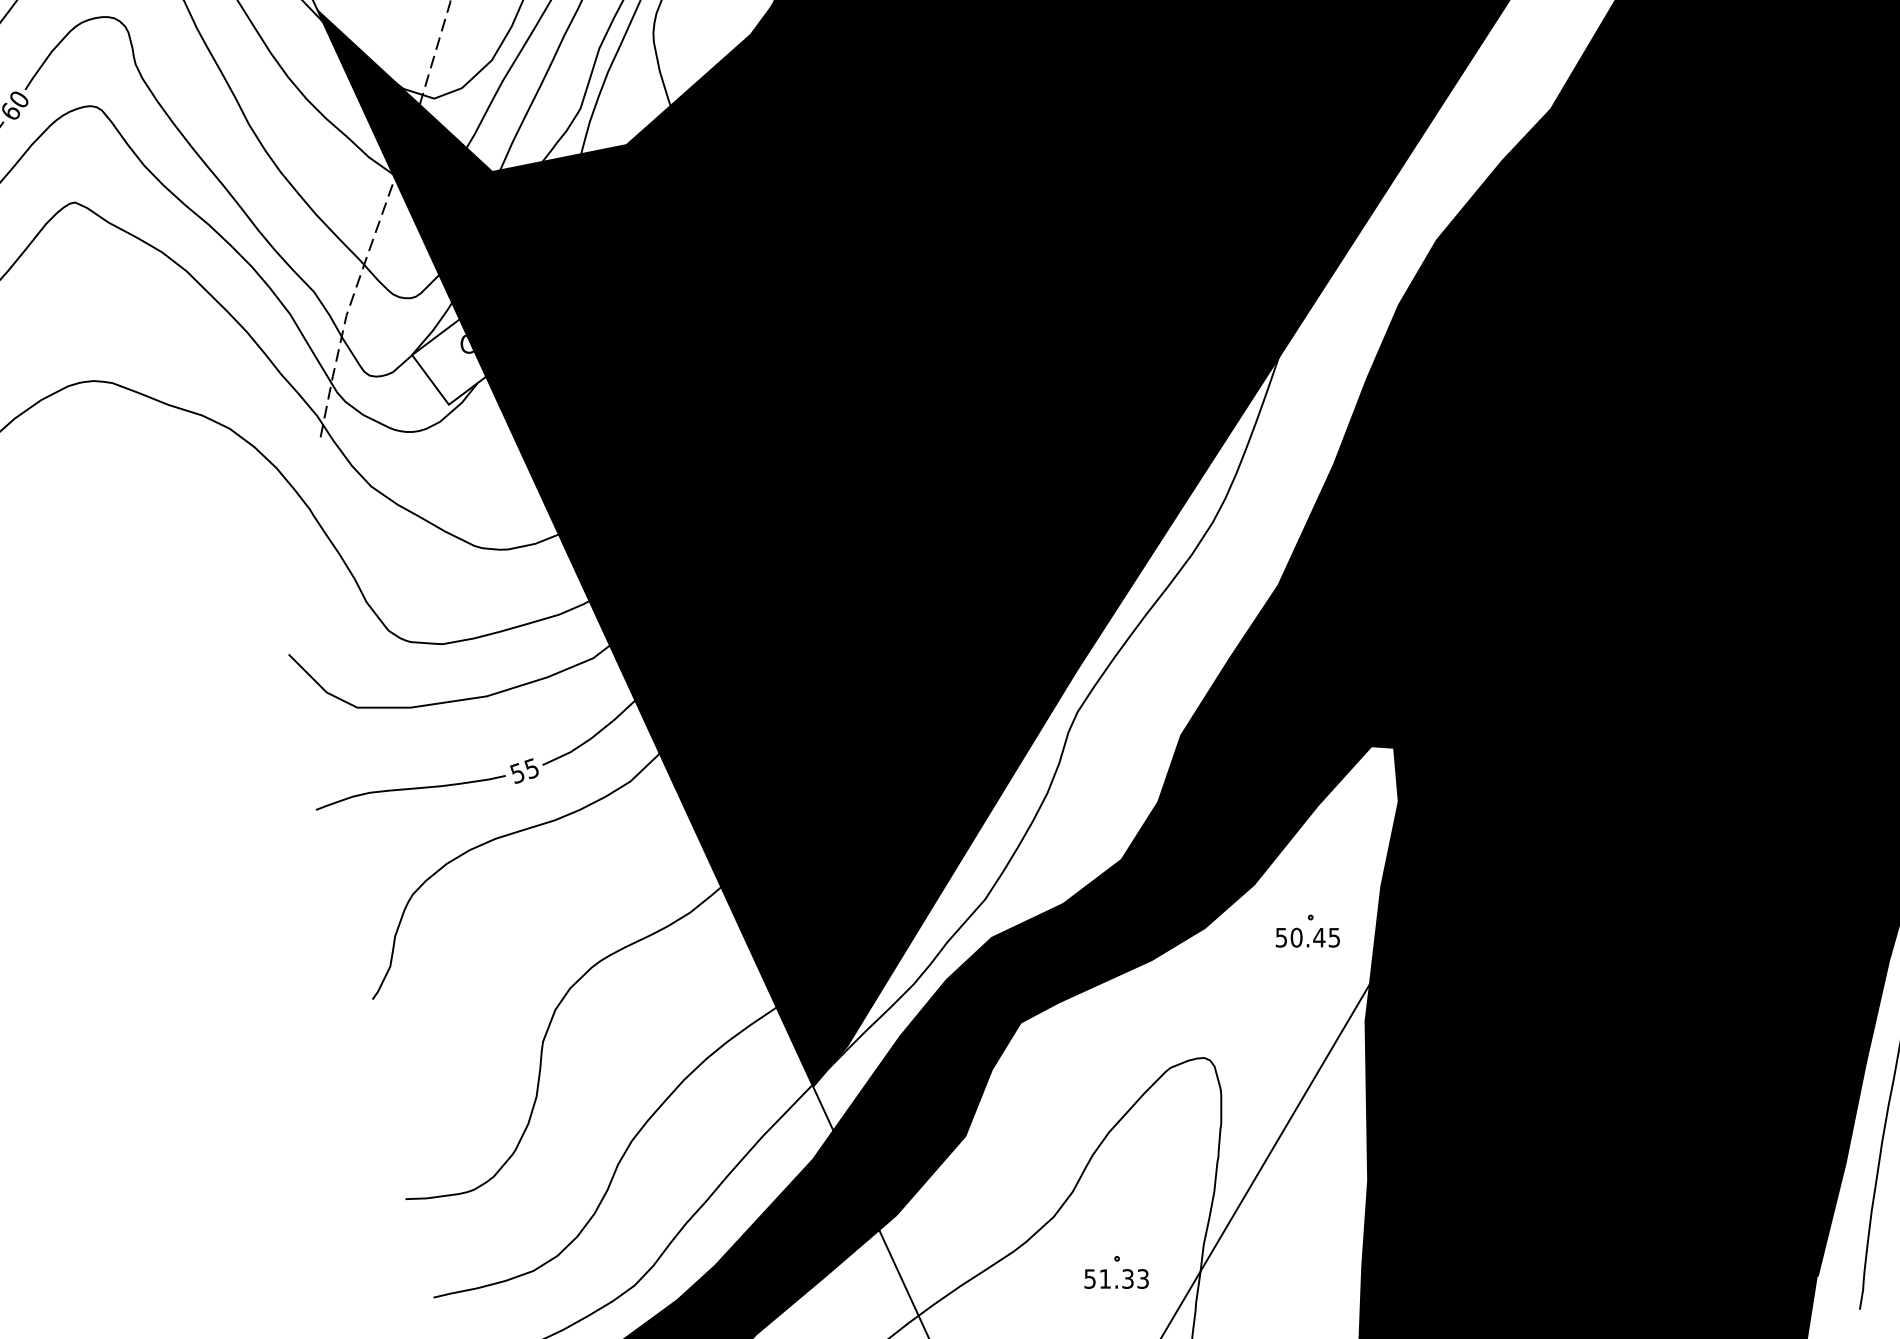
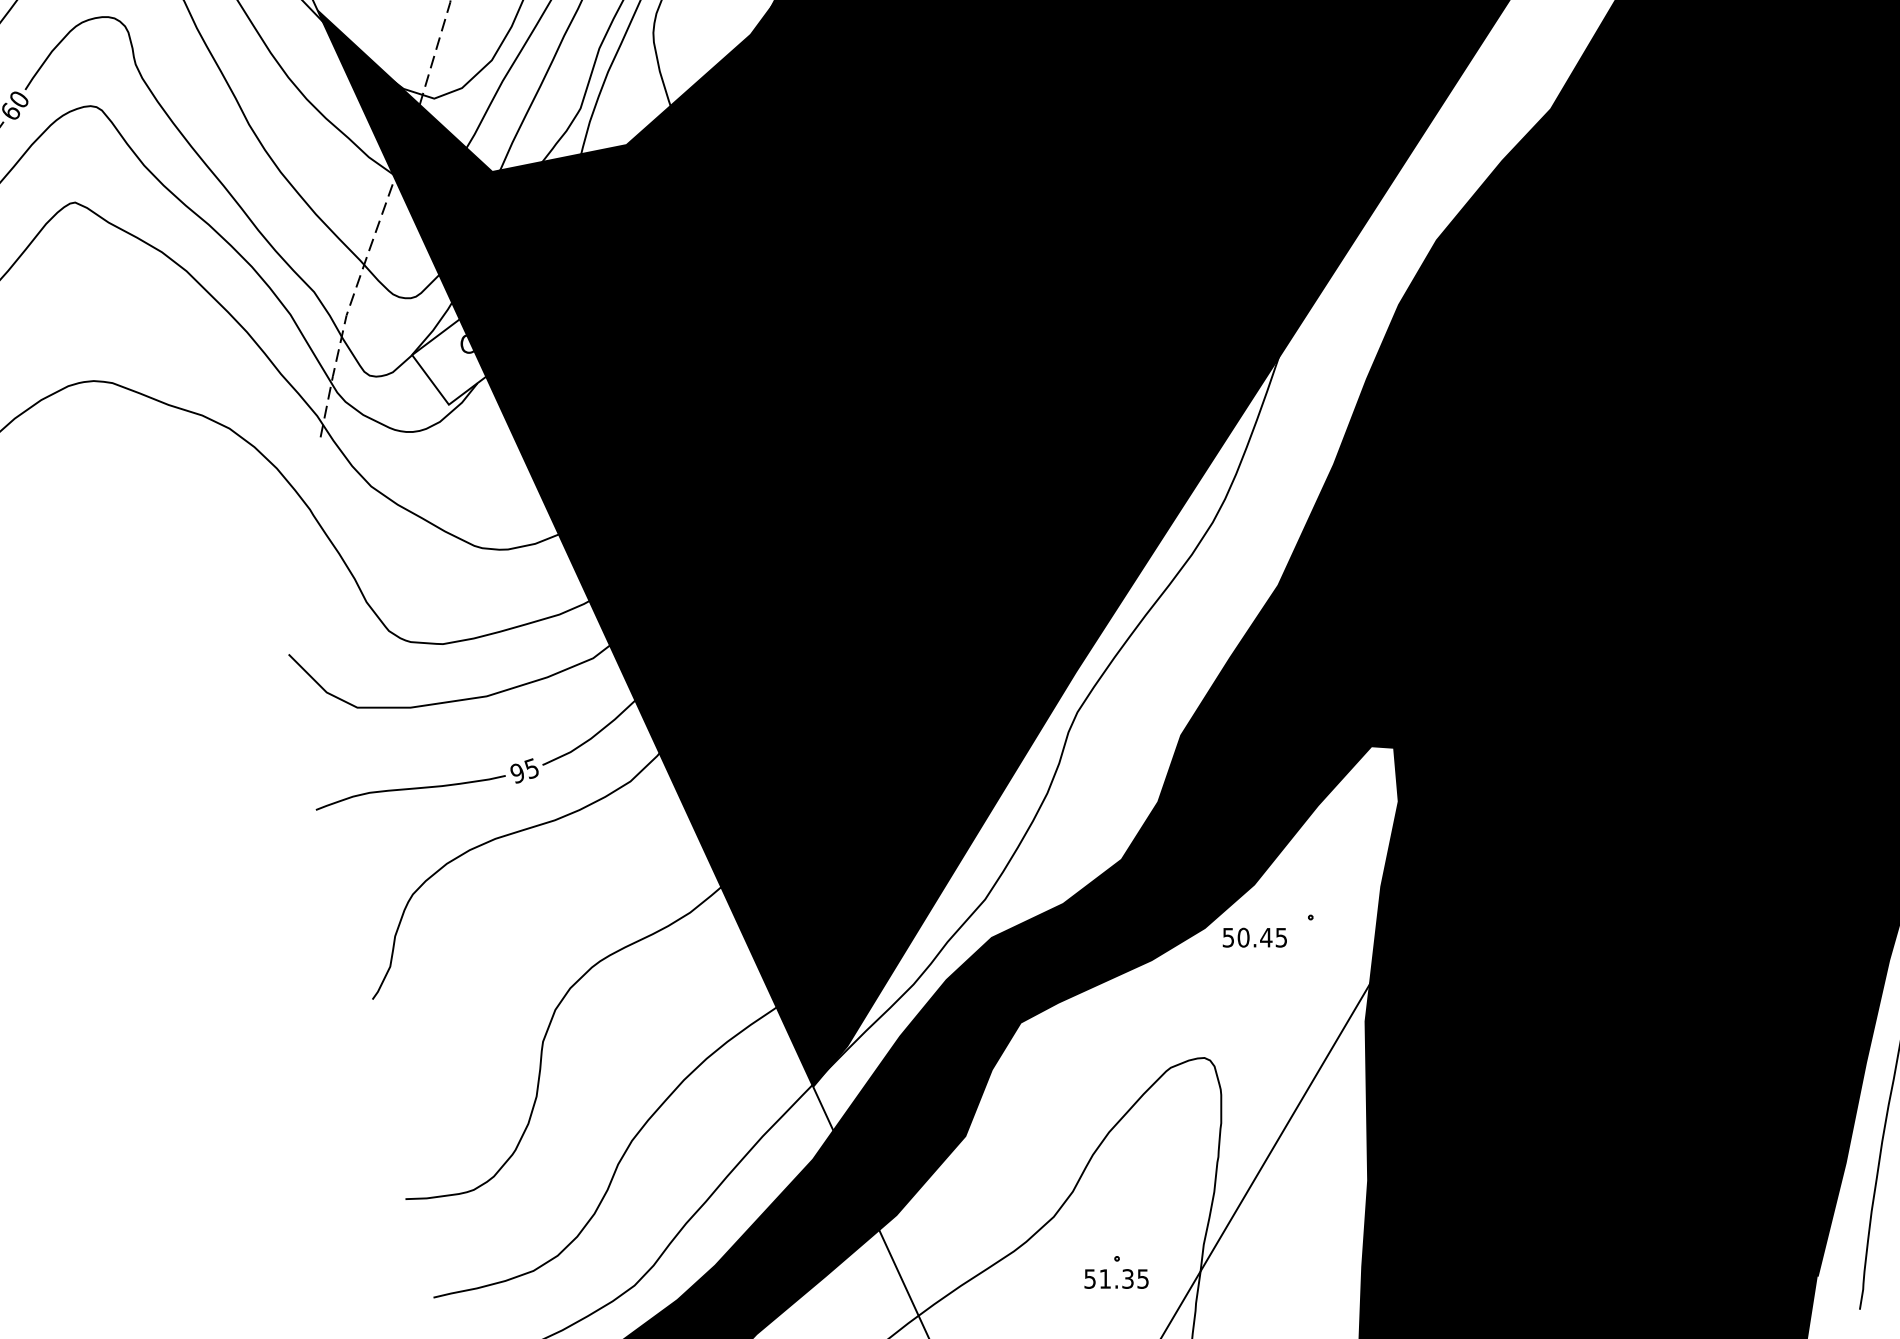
text: 55 -> 95 (517, 773)
text position: (1307, 937) -> (1254, 937) (1254, 937)
text: 51.33 -> 51.35 (1143, 1278)
